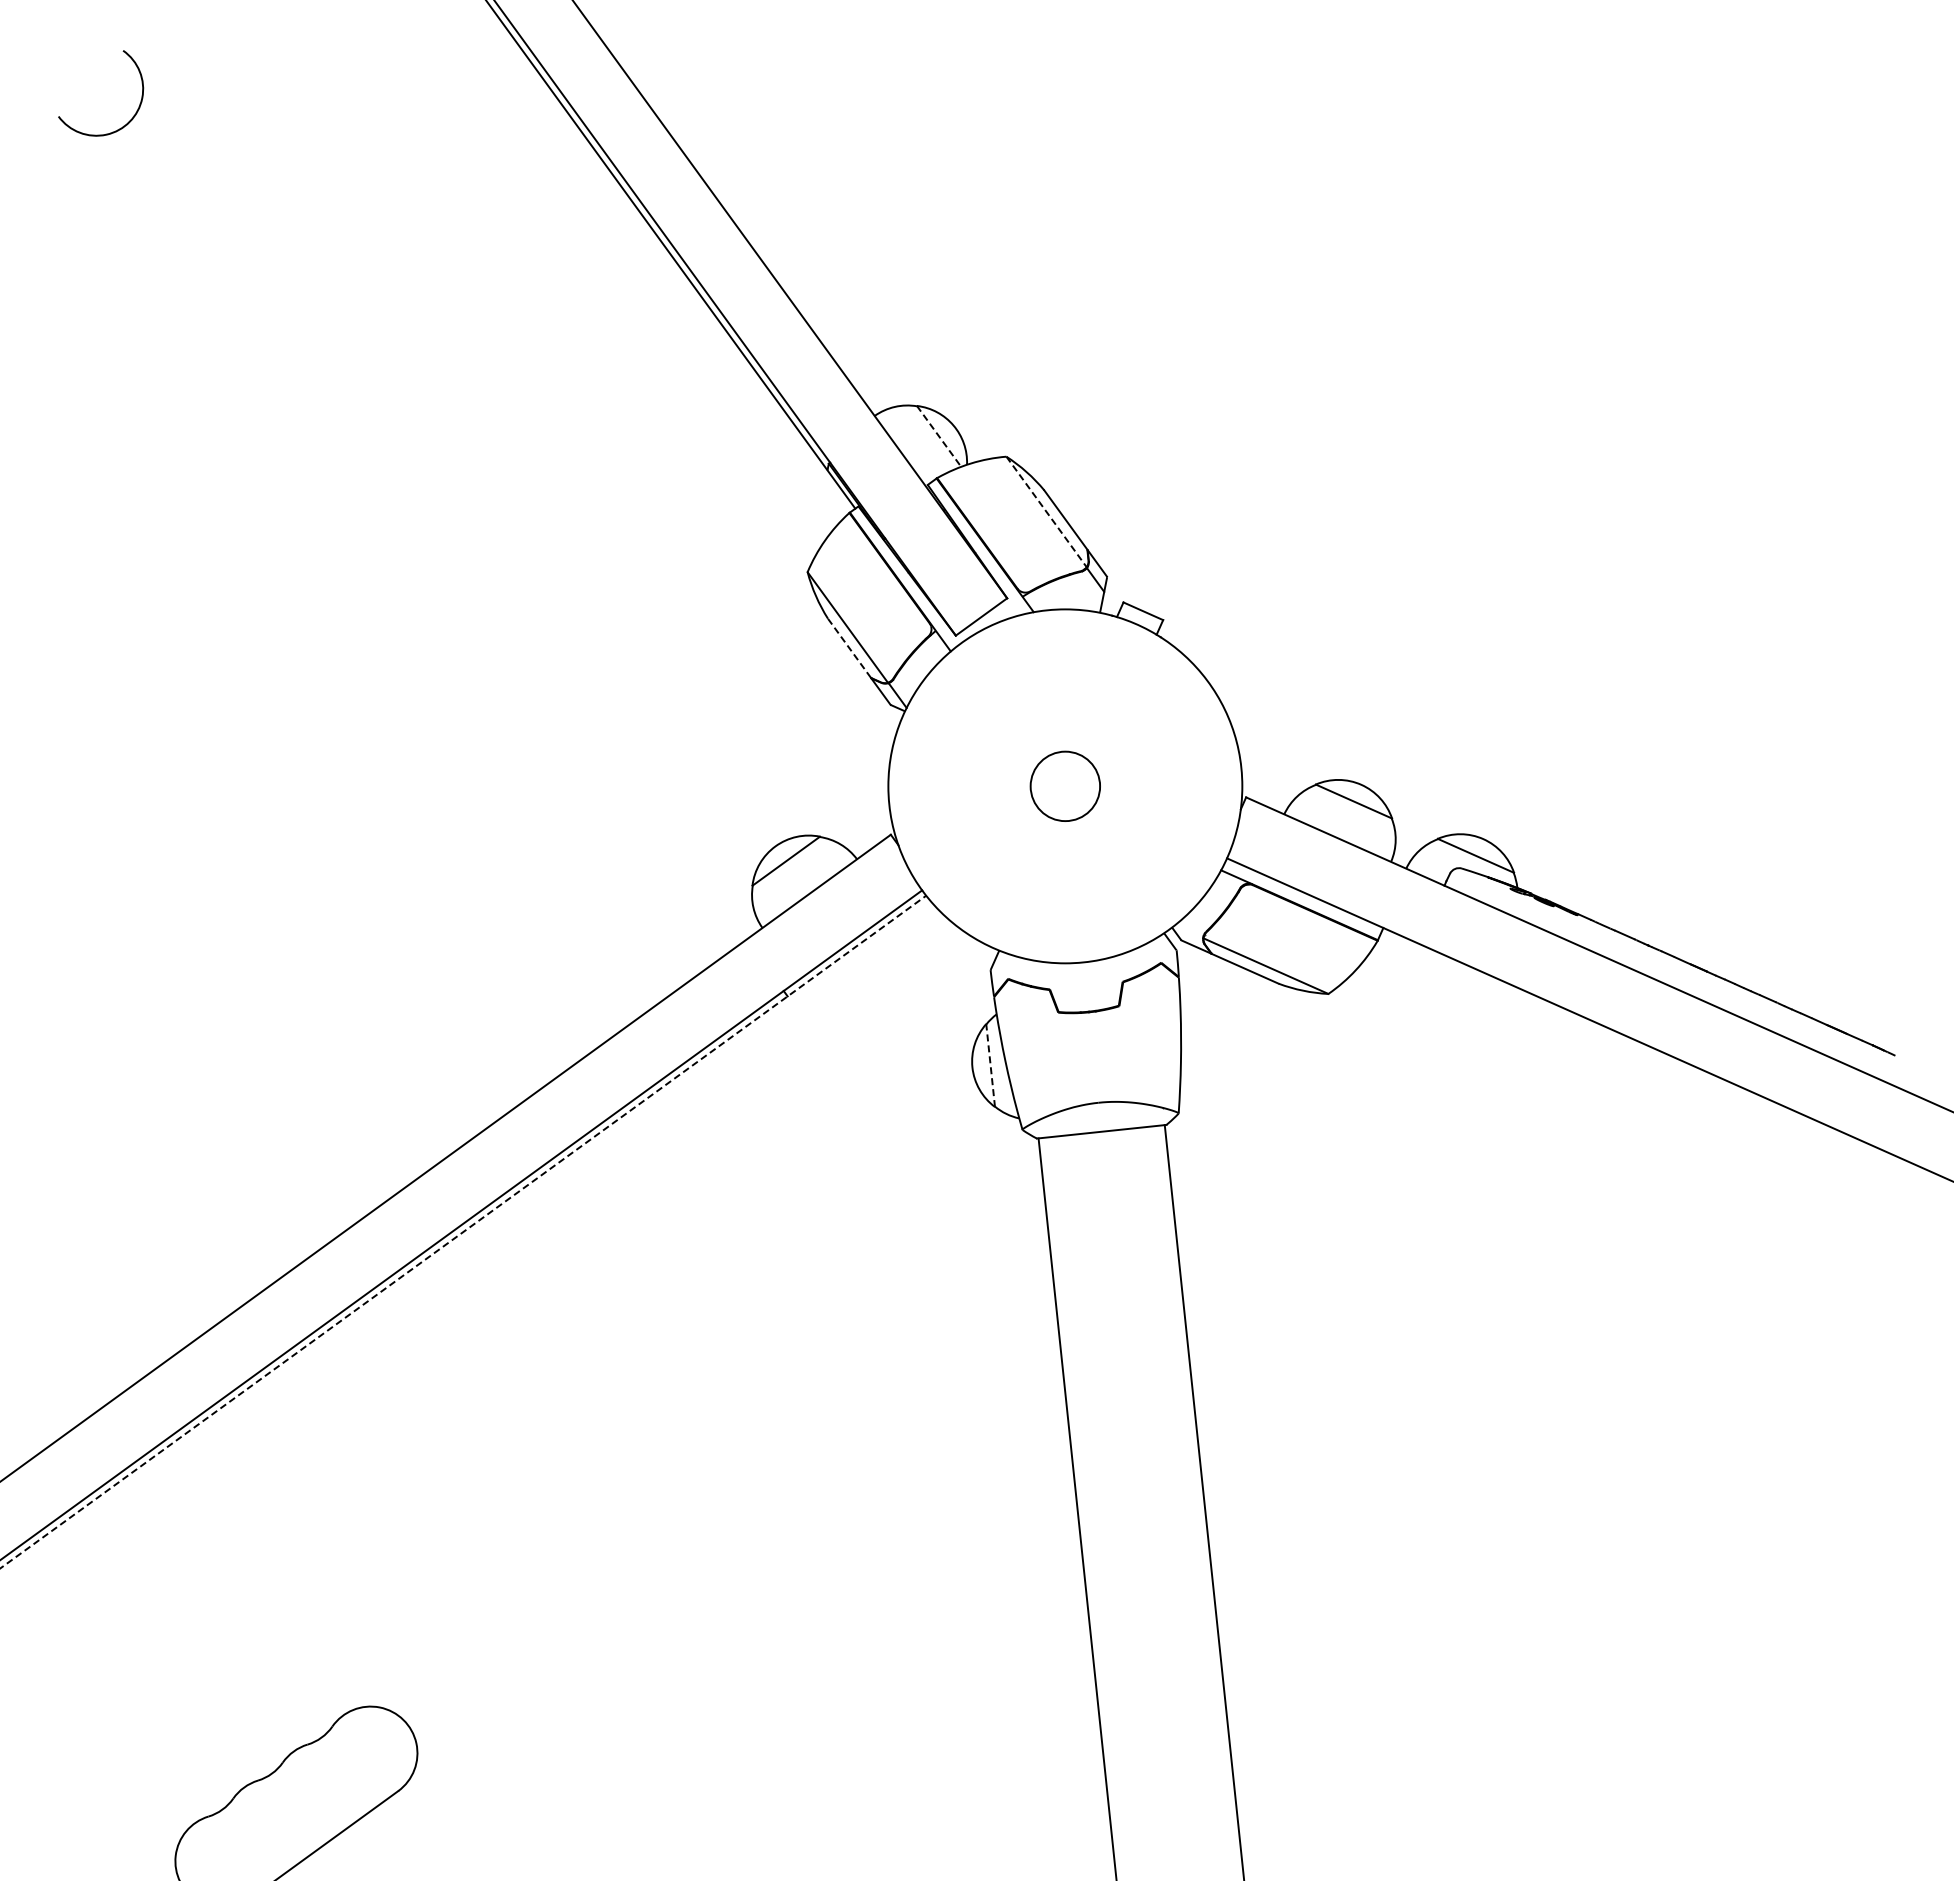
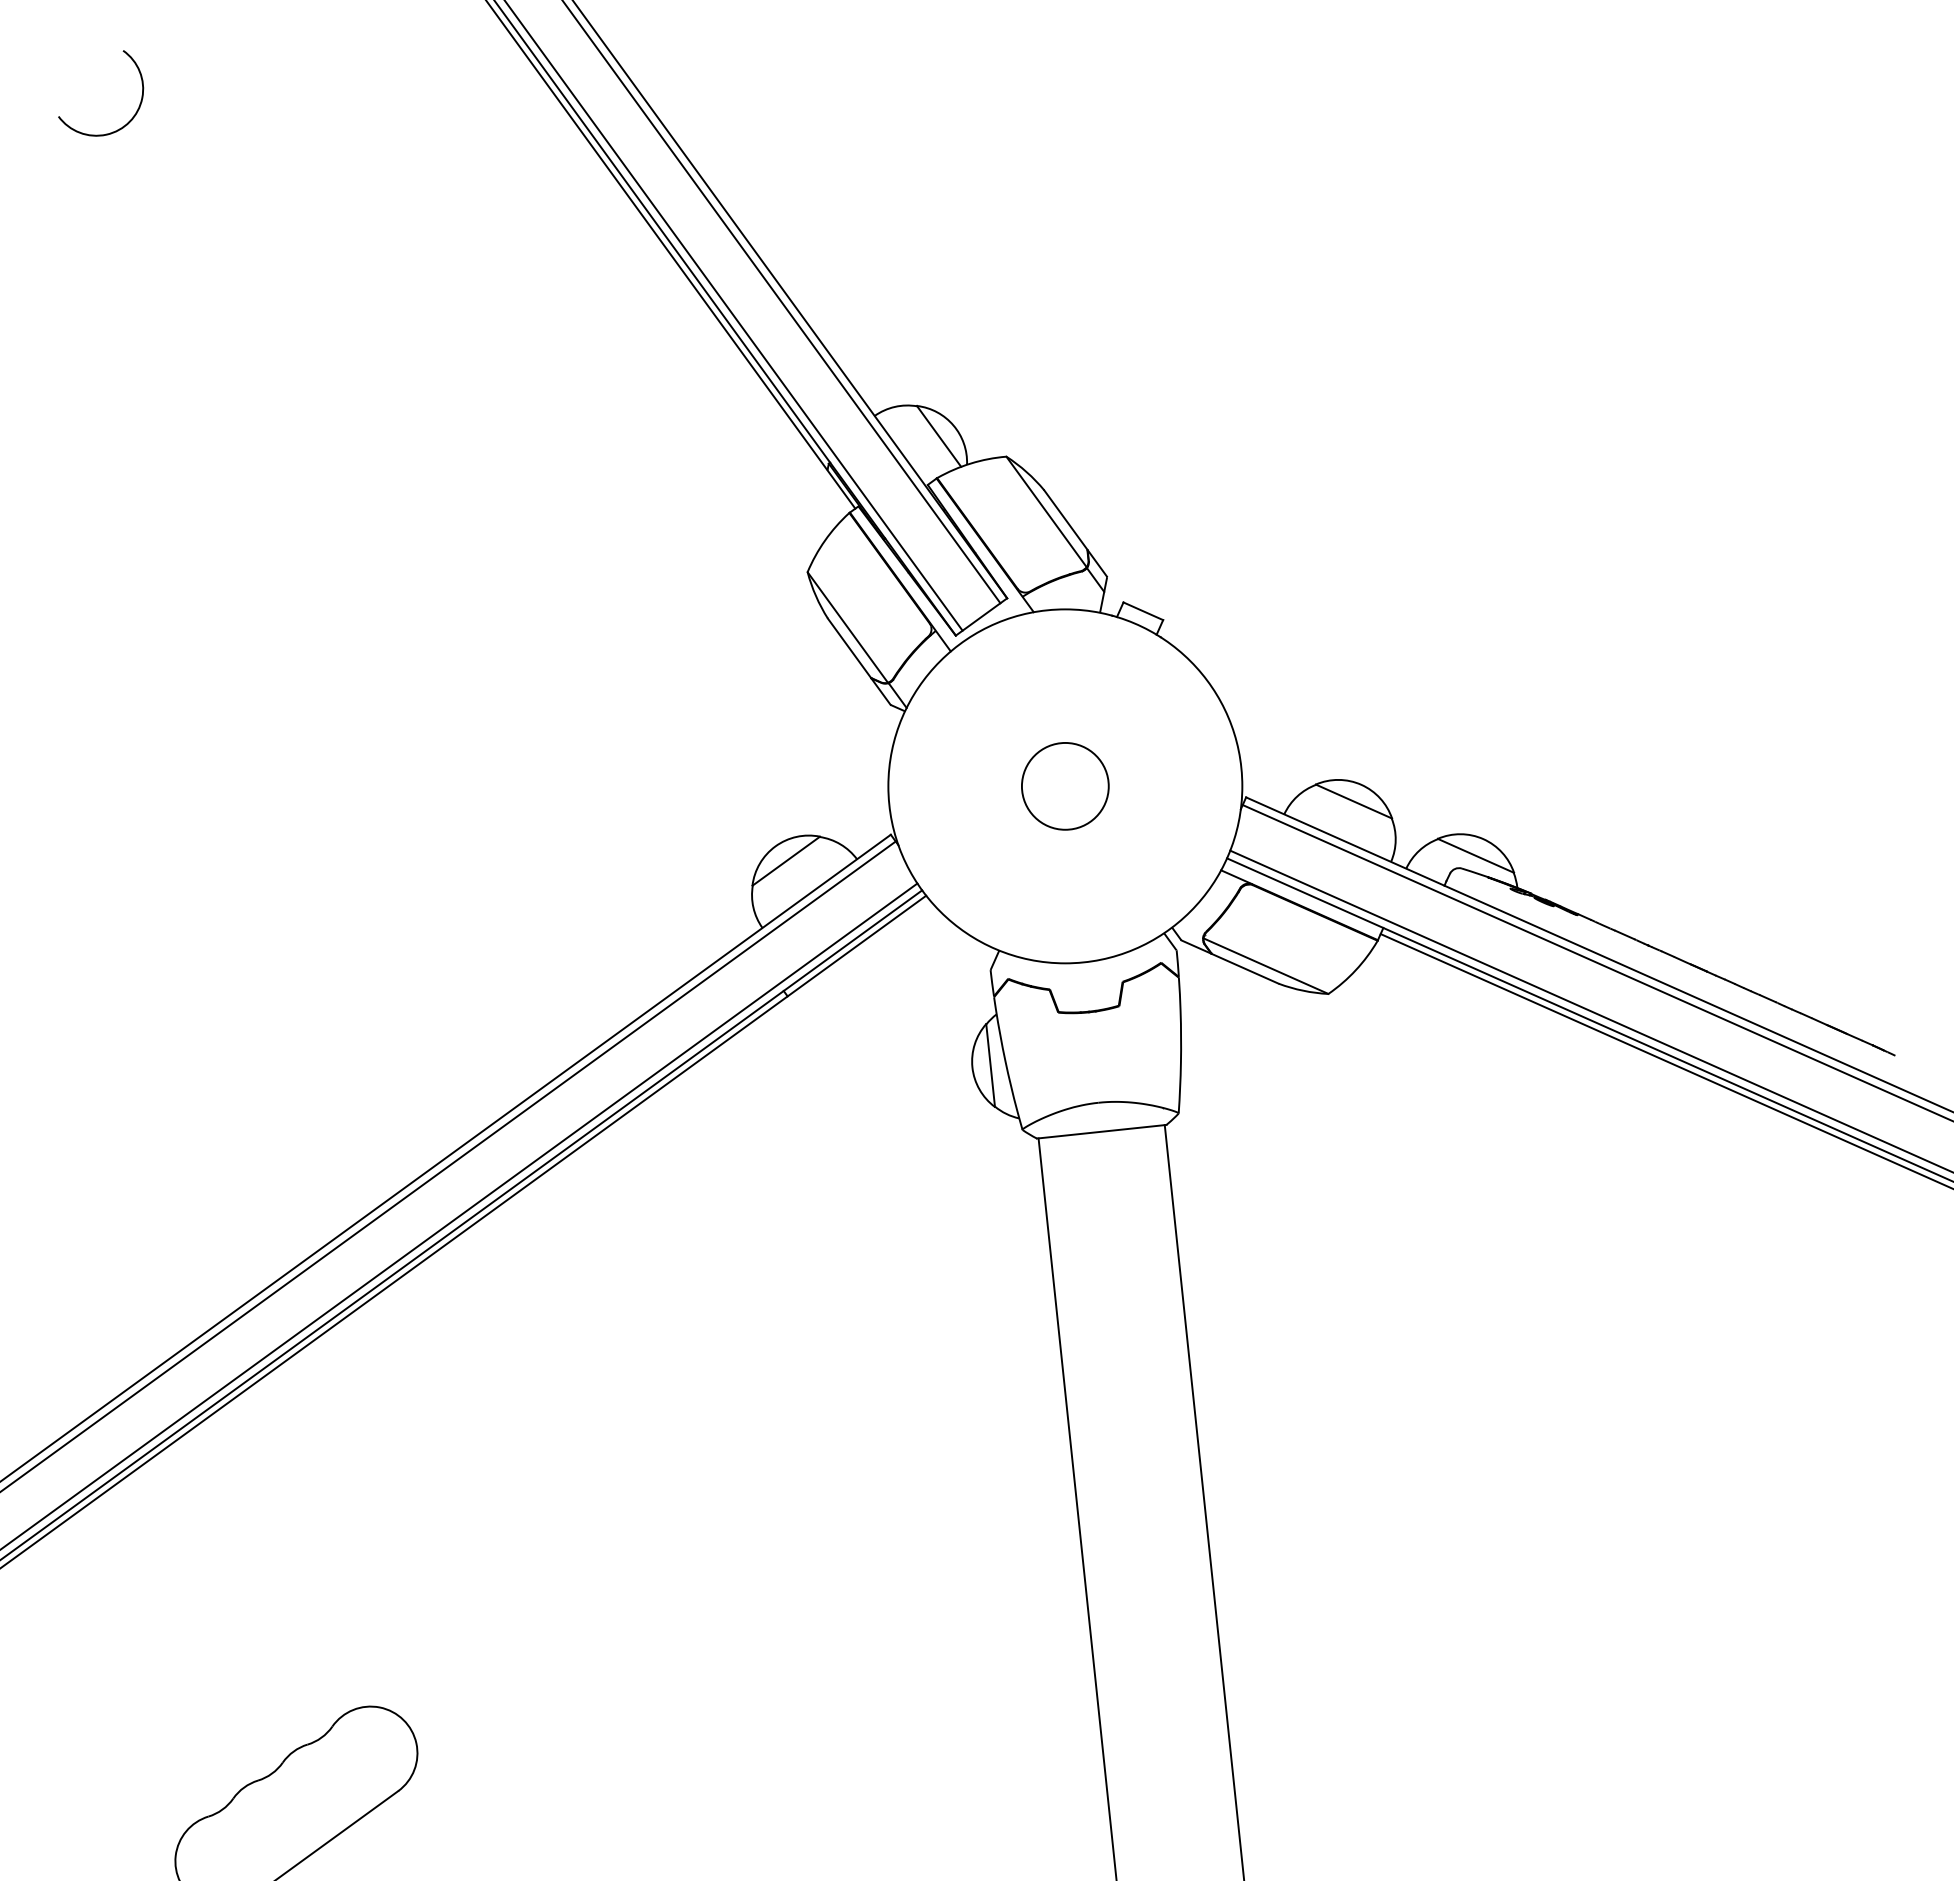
line: none -> present (782, 302)
line: none -> present (734, 316)
line: dashed -> solid (939, 436)
line: dashed -> solid (1046, 512)
line: dashed -> solid (849, 648)
circle size: 72x72 px -> 89x89 px (1065, 786)
line: none -> present (1596, 962)
line: none -> present (1590, 1010)
line: none -> present (1665, 1060)
line: dashed -> solid (990, 1065)
line: none -> present (448, 1165)
line: none -> present (459, 1215)
line: dashed -> solid (463, 1231)
